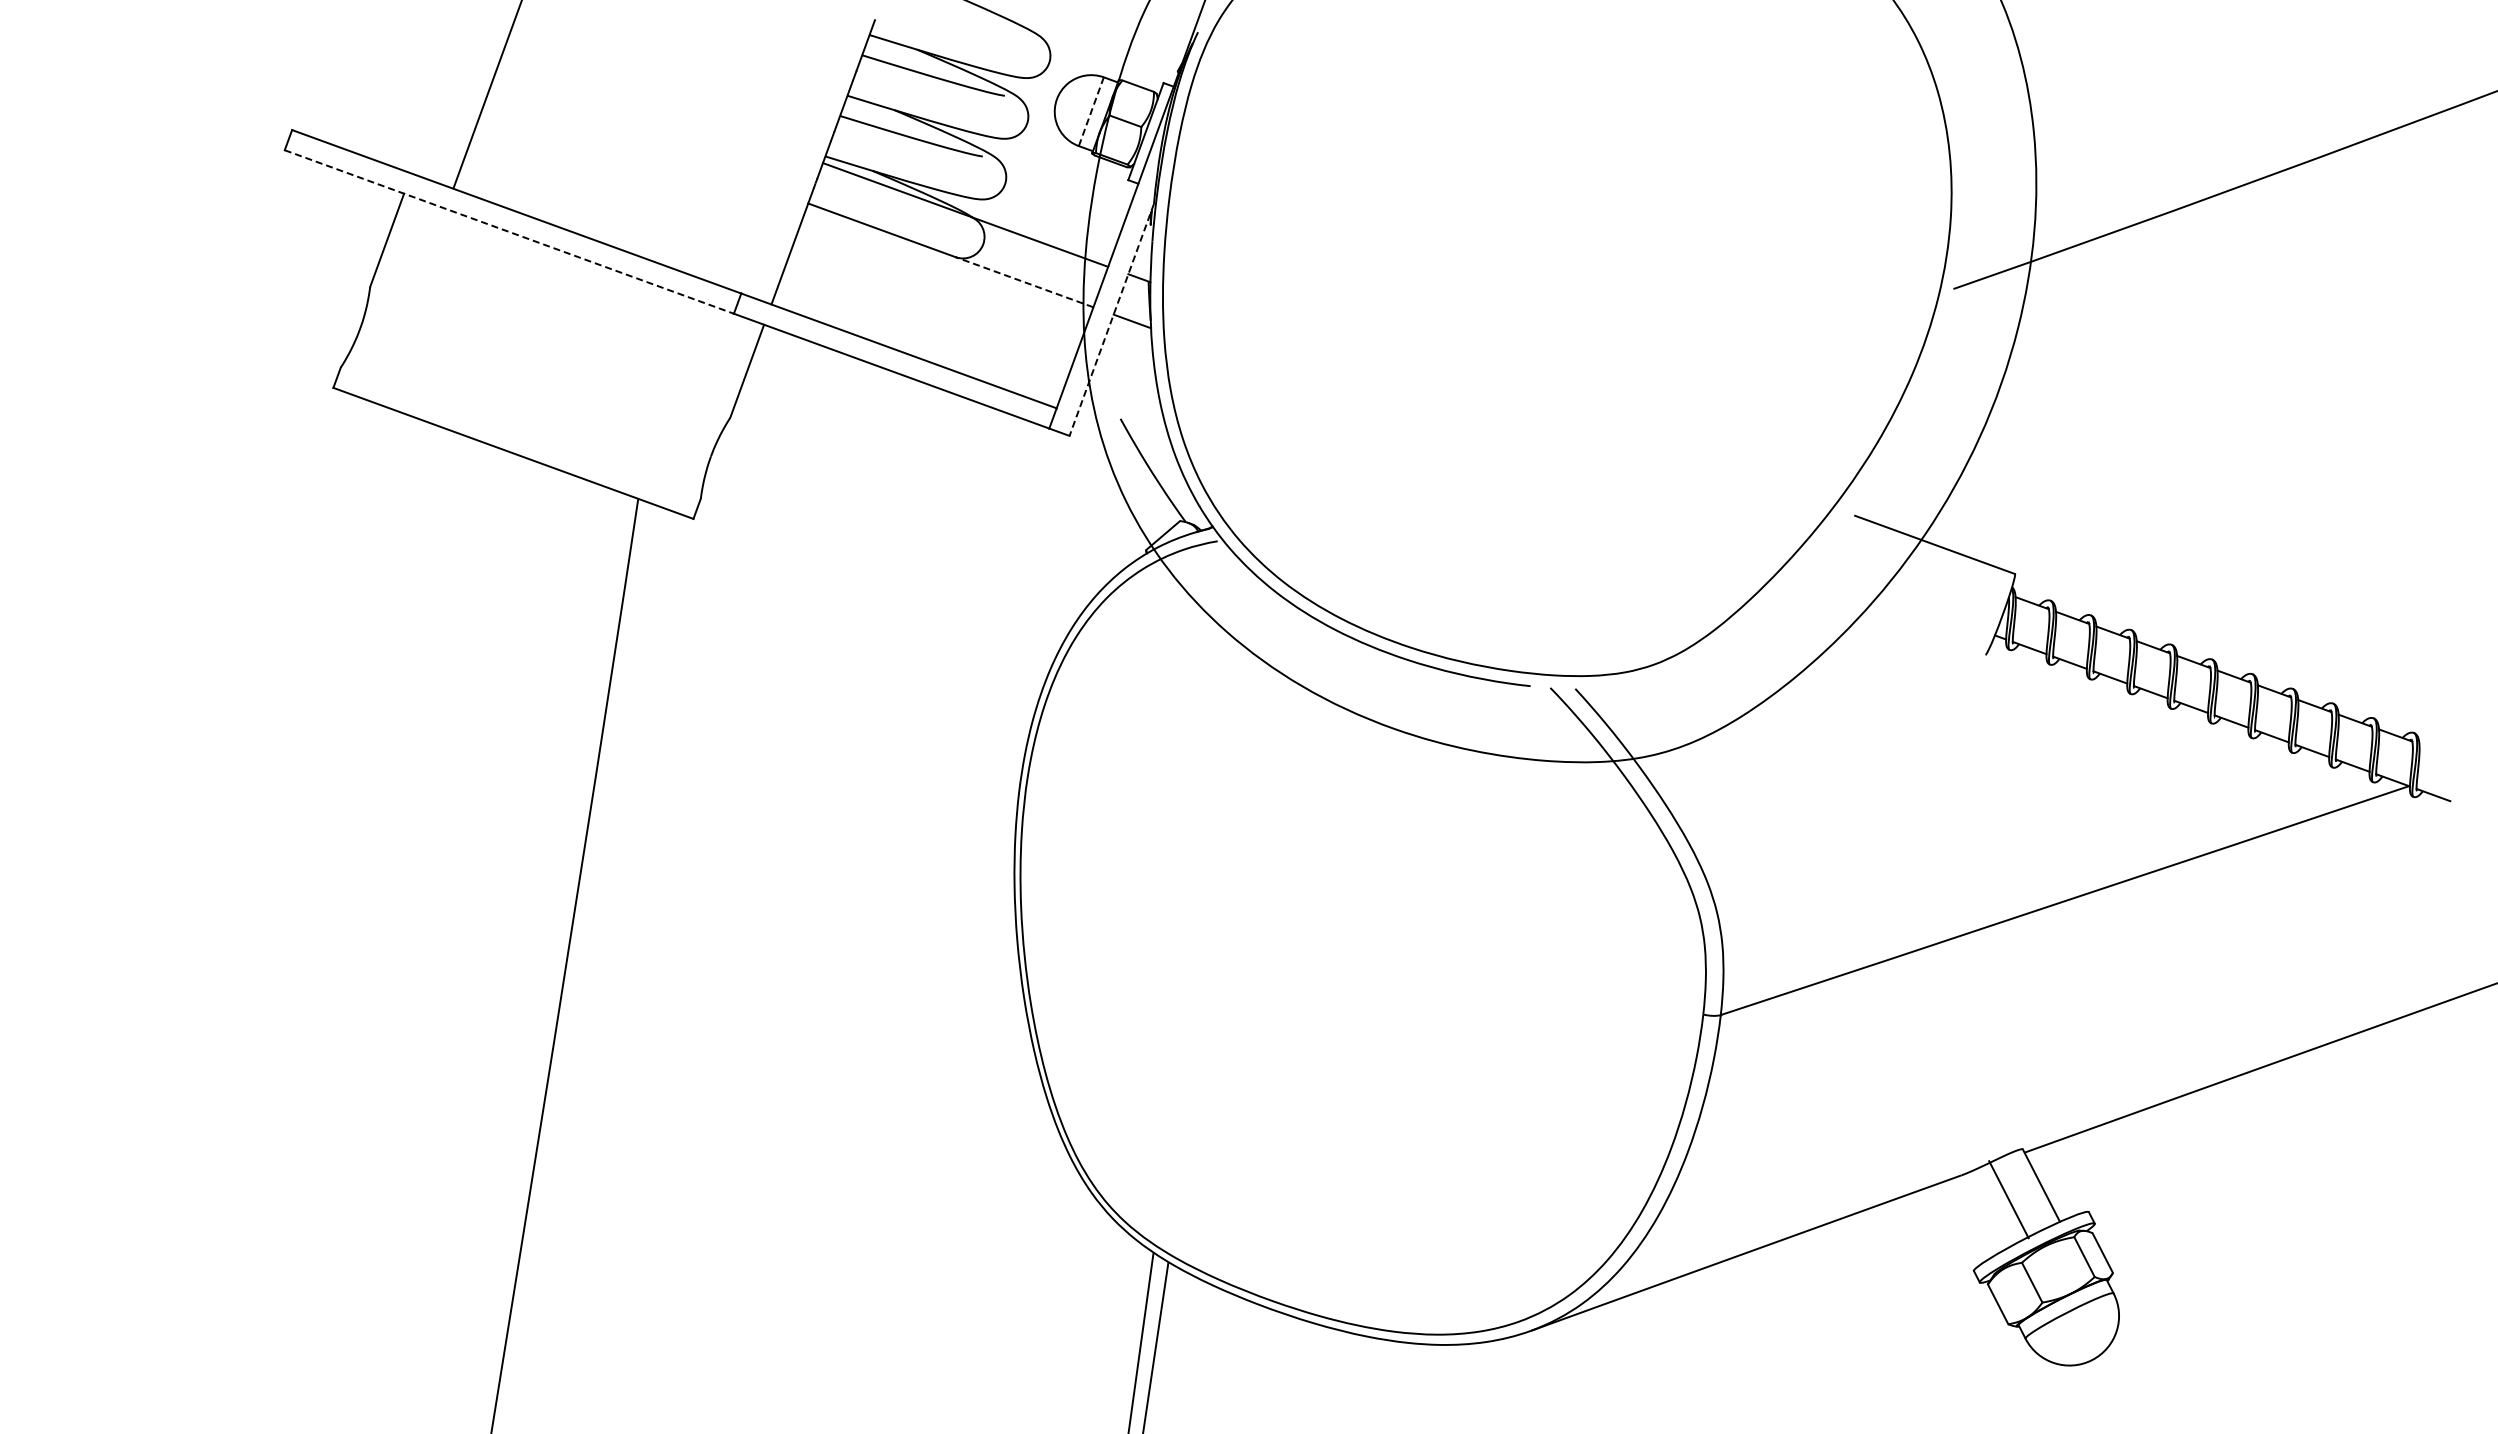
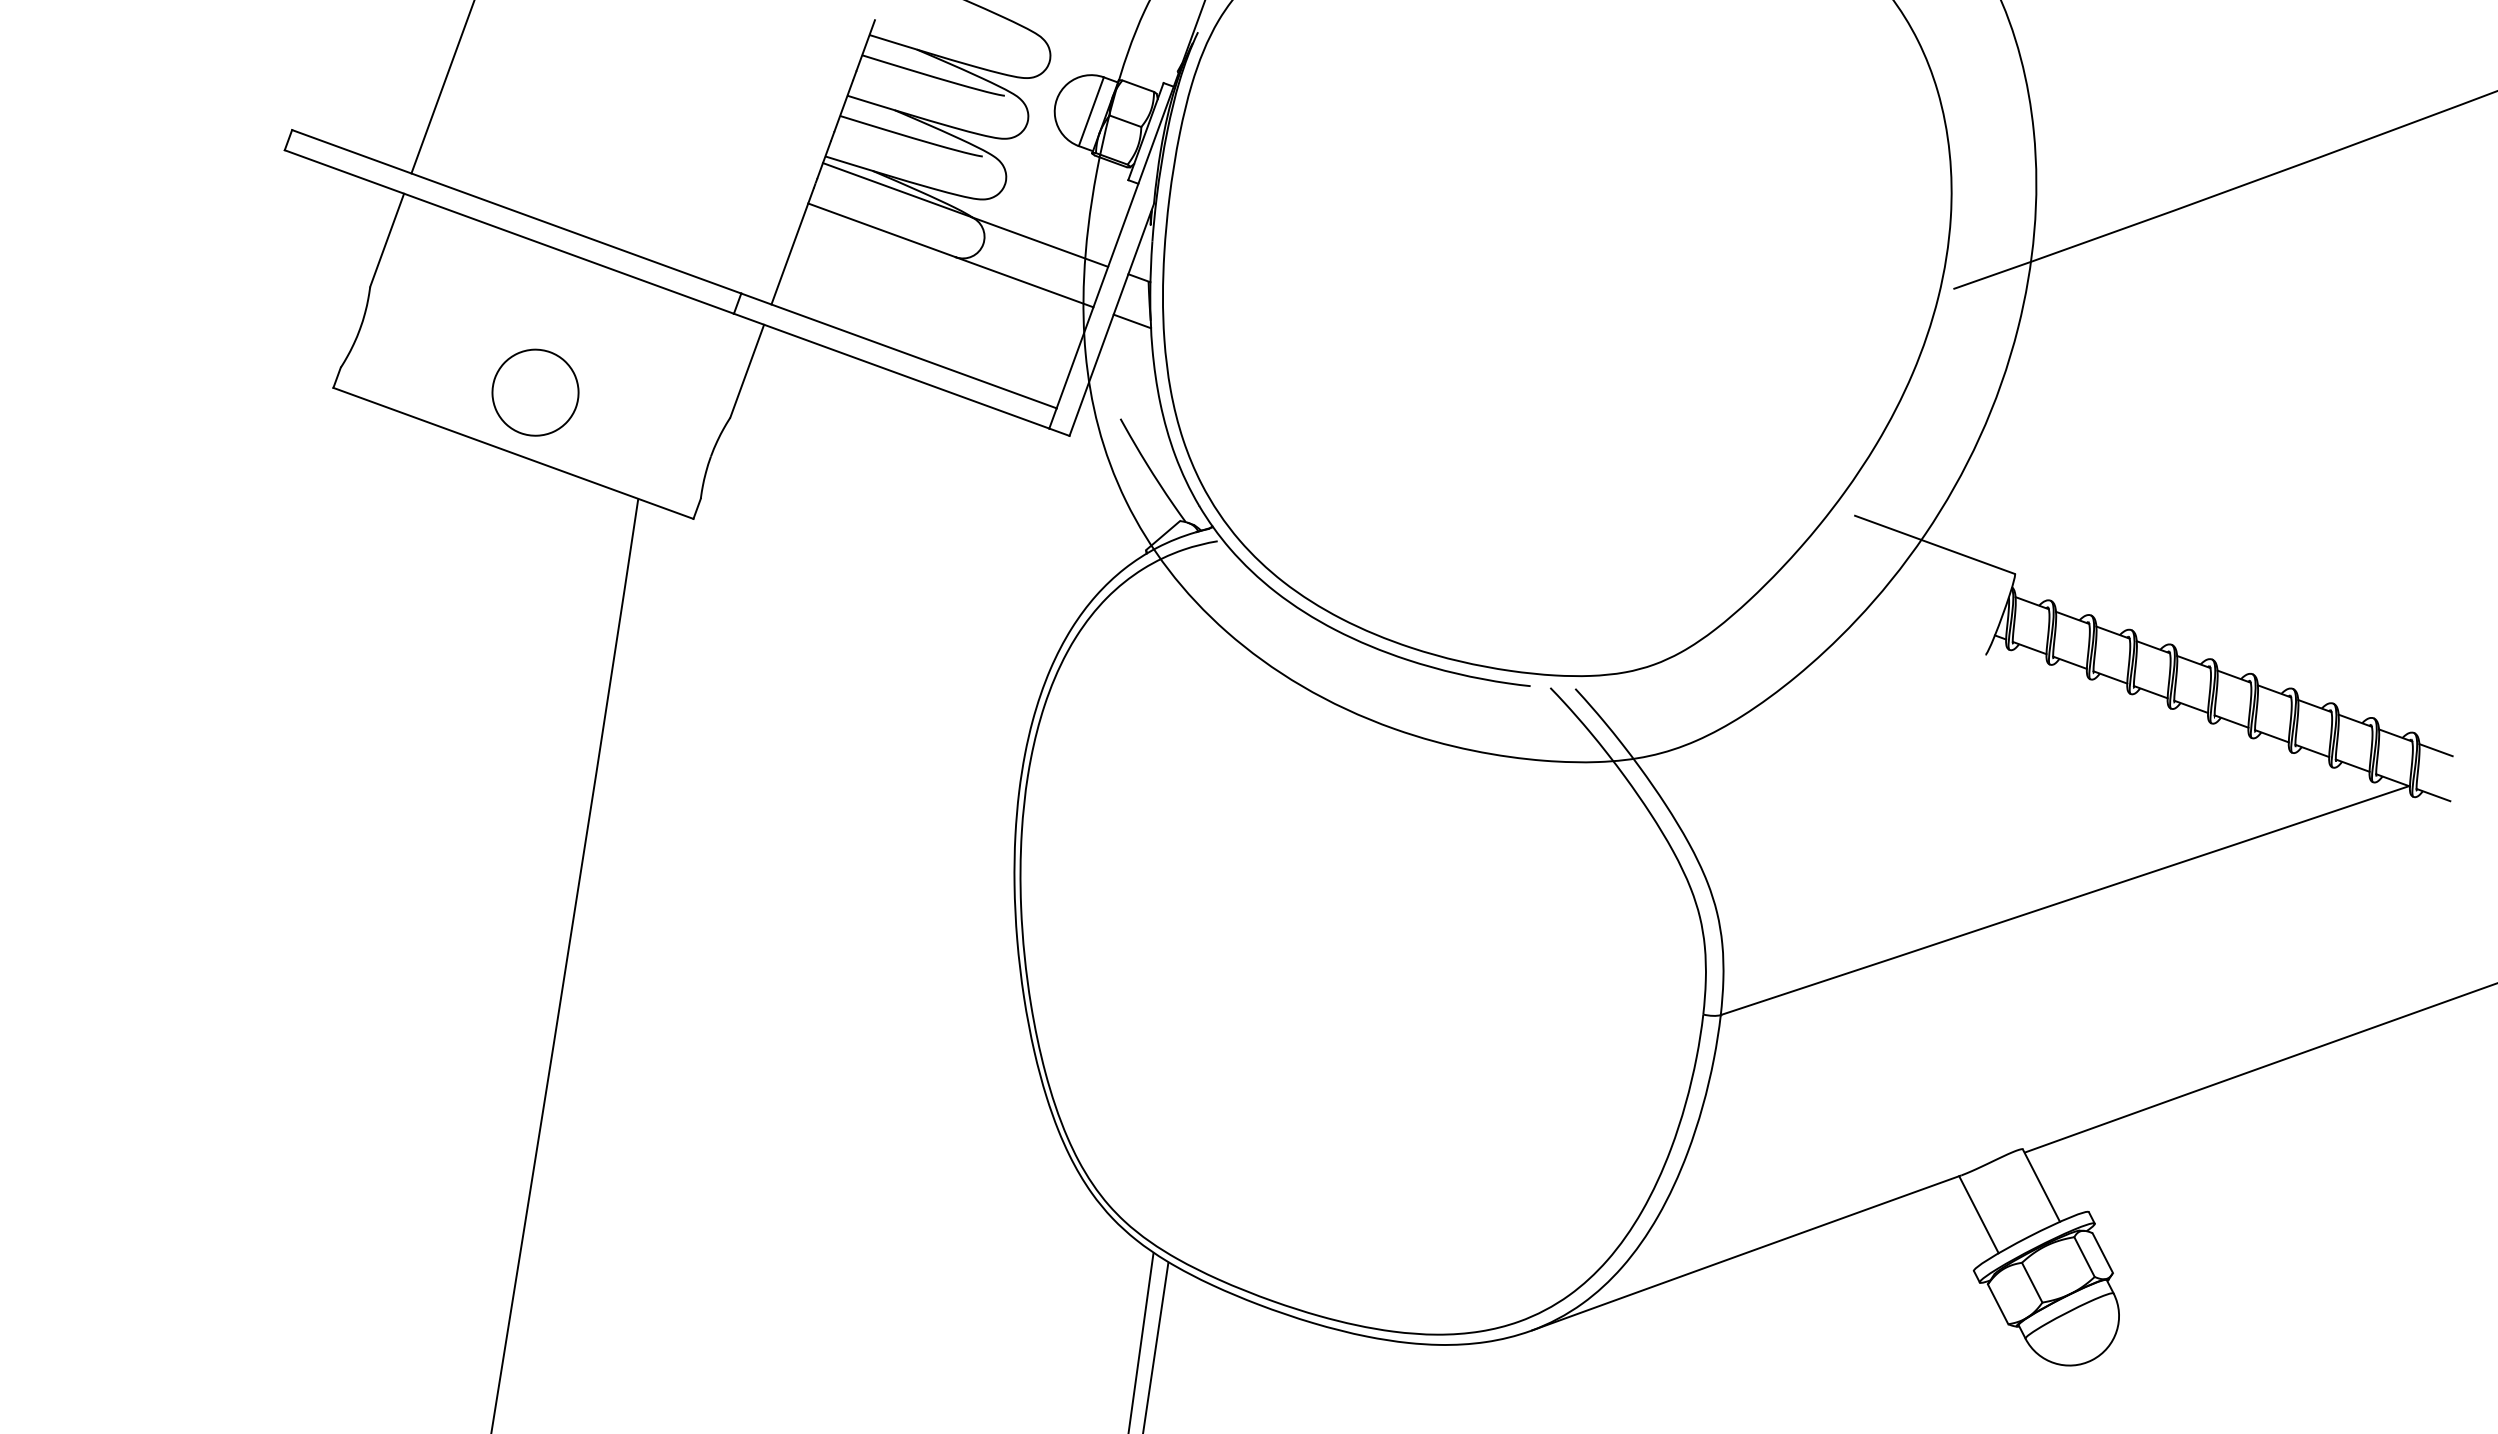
line position: (487, 95) -> (442, 87) (442, 87)
line: dashed -> solid (1091, 111)
line: dashed -> solid (509, 232)
line: dashed -> solid (1024, 282)
line: dashed -> solid (1111, 320)
part: none -> present (535, 392)
line: none -> present (2435, 750)
line position: (2008, 1199) -> (1978, 1214) (1978, 1214)
